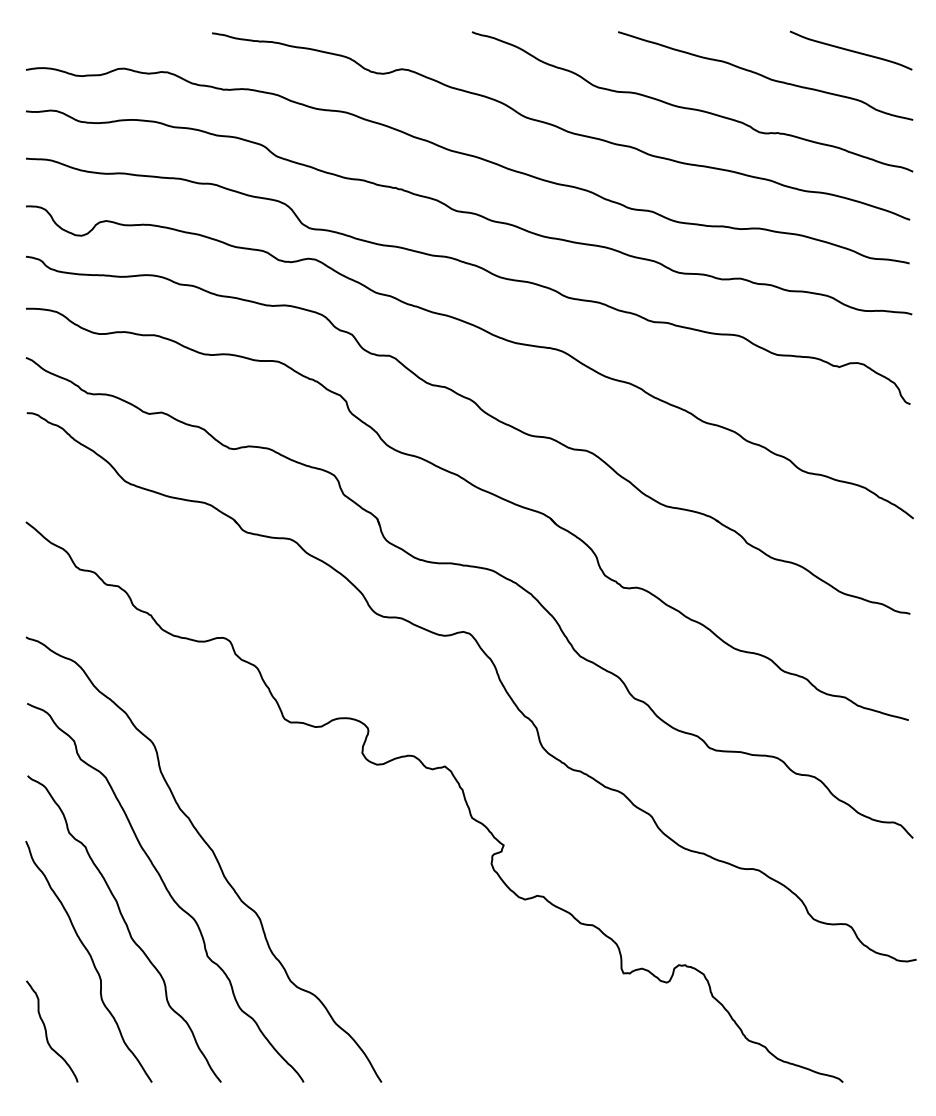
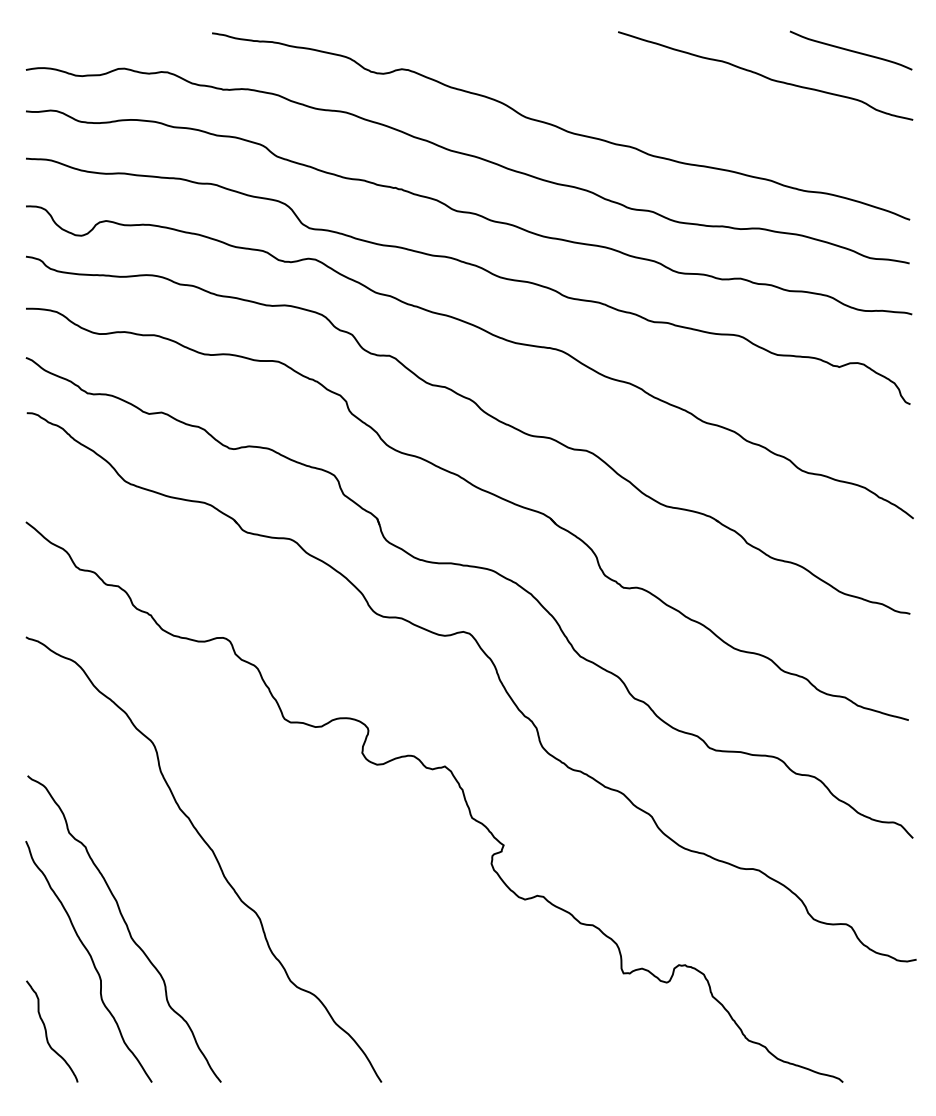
curve: present -> none (689, 107)
curve: present -> none (167, 892)
